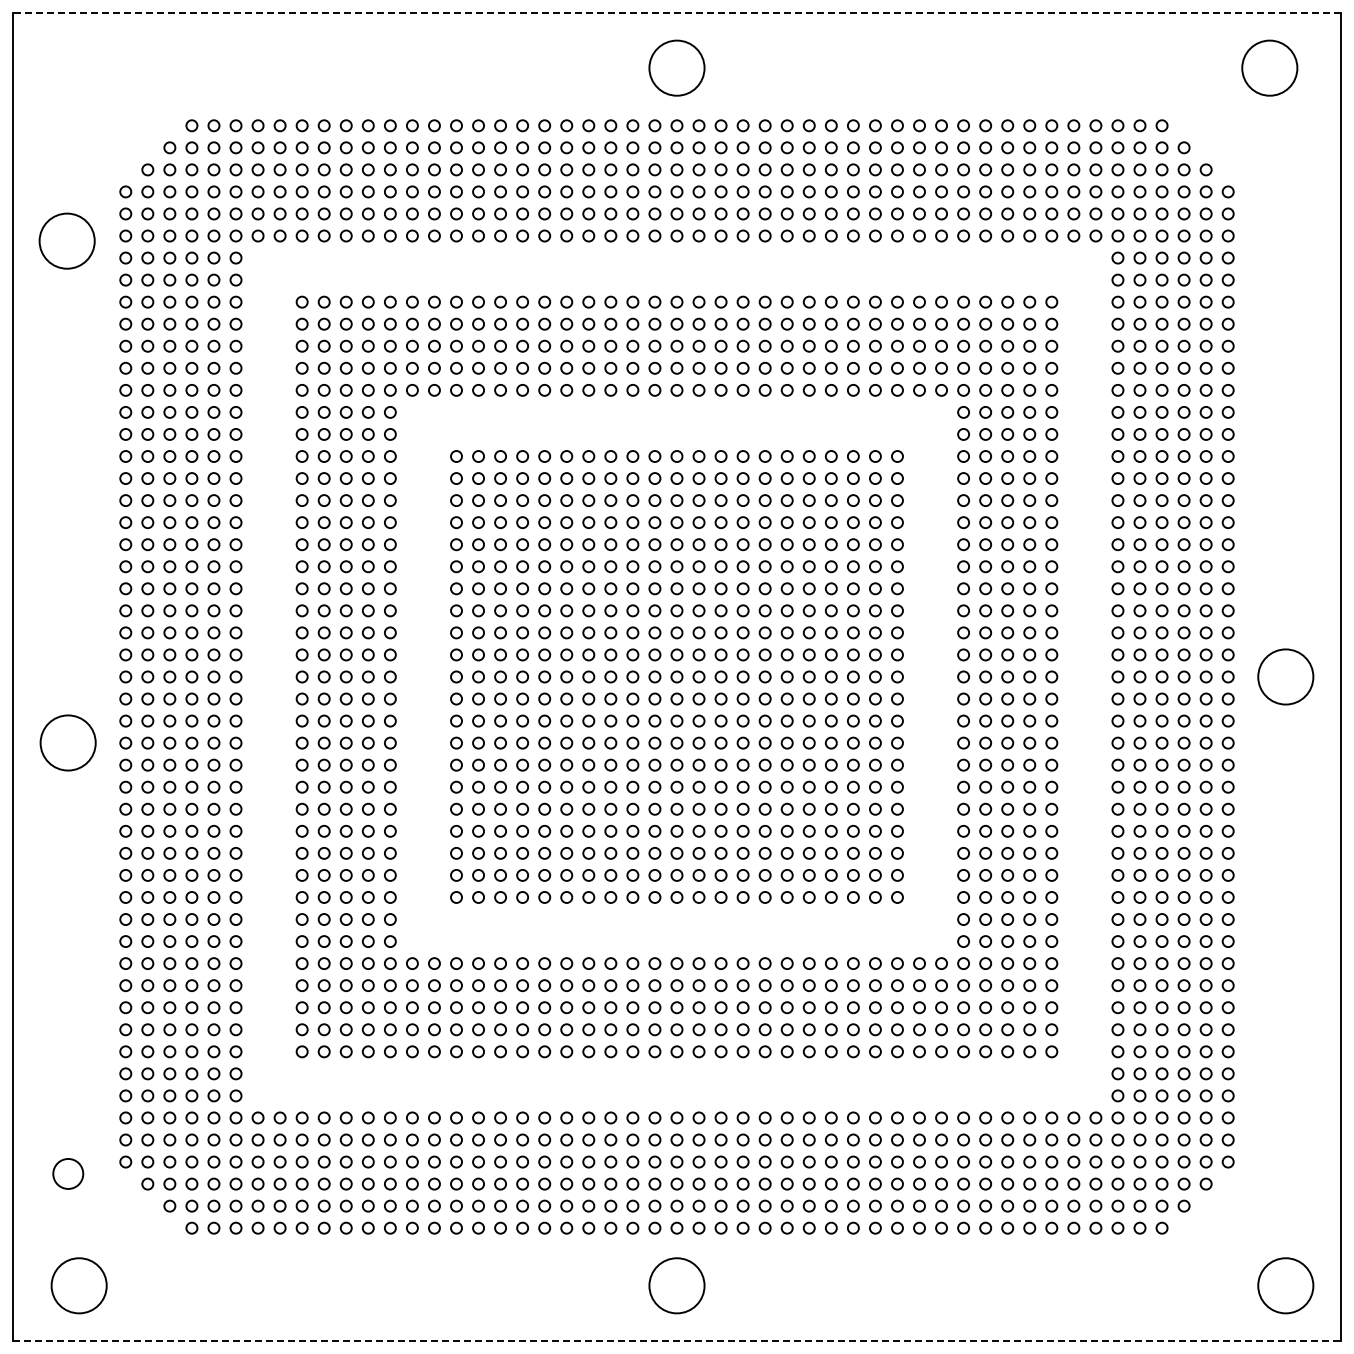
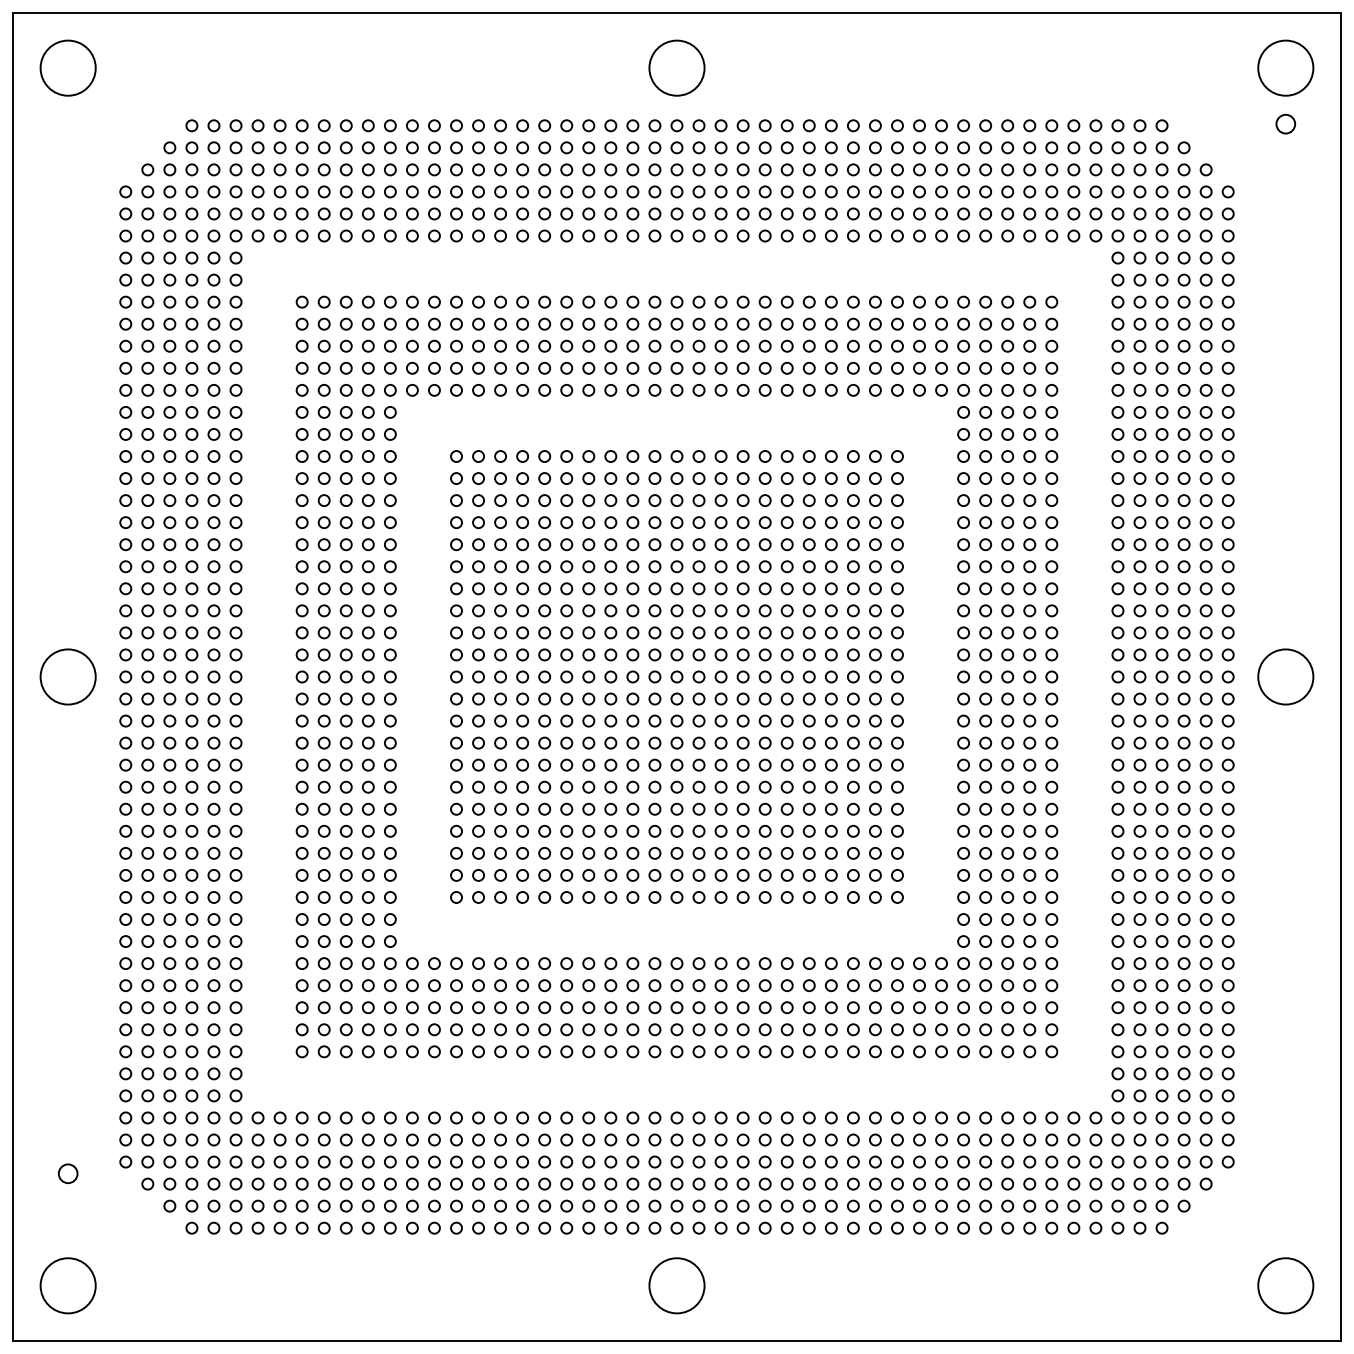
line: dashed -> solid (677, 13)
circle position: (1269, 67) -> (1285, 67) (1285, 67)
circle: none -> present (1285, 123)
circle position: (66, 240) -> (67, 67) (67, 67)
circle position: (67, 742) -> (67, 676) (67, 676)
circle size: 33x32 px -> 22x21 px (67, 1173)
circle position: (78, 1285) -> (67, 1285) (67, 1285)
line: dashed -> solid (677, 1340)
